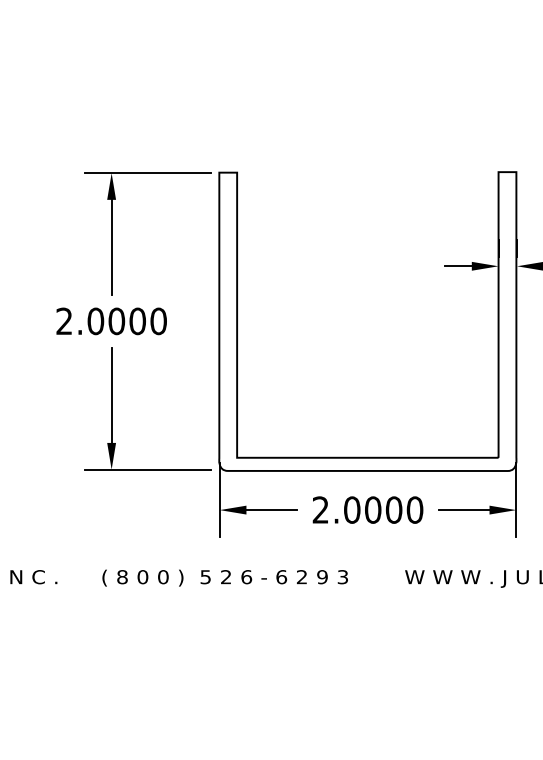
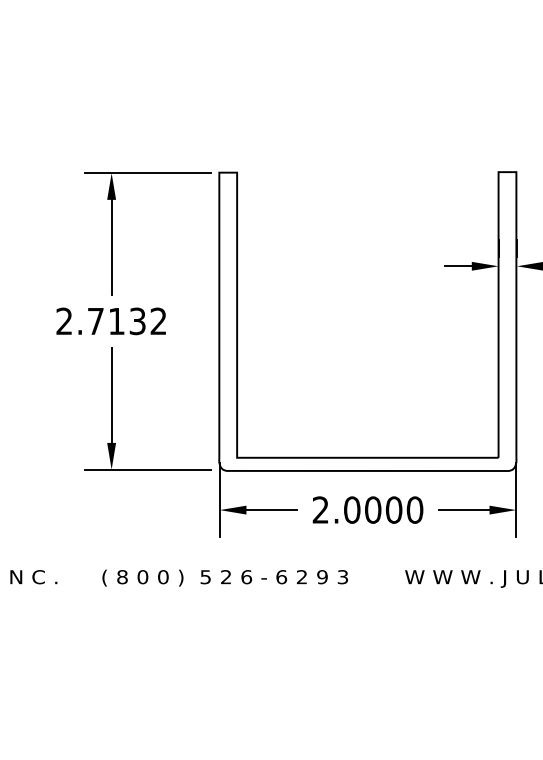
text: 2.0000 -> 2.7132 (126, 321)
